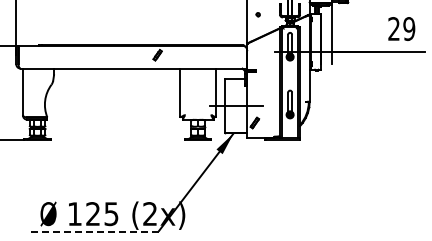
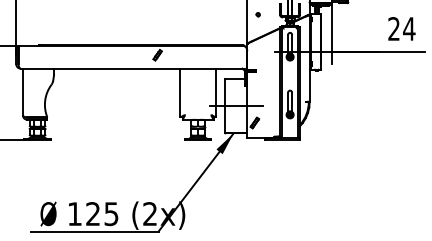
text: 29 -> 24 (409, 29)
line: dashed -> solid (94, 231)
